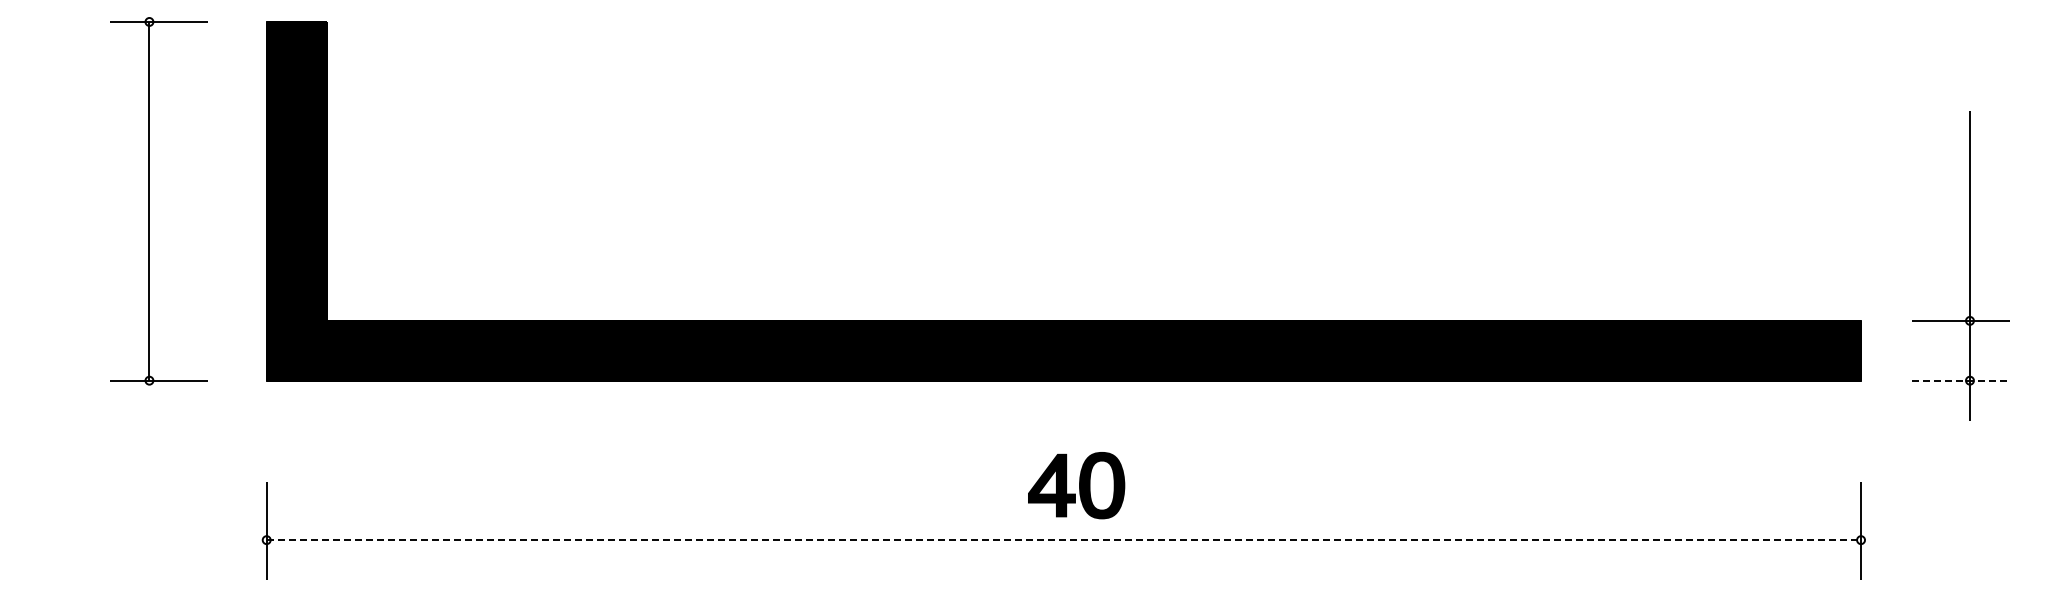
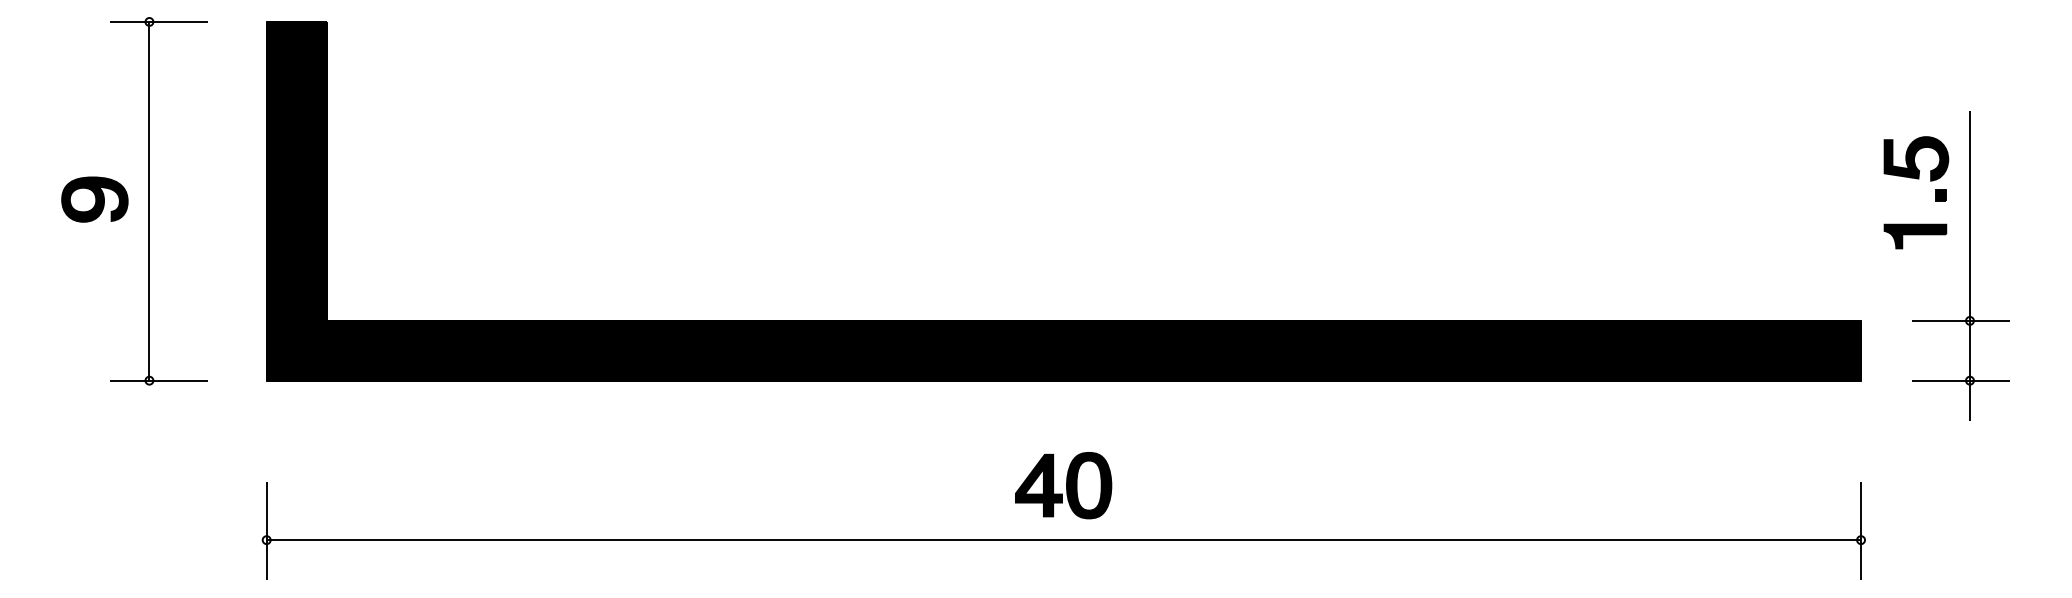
part: none -> present (1916, 179)
part: none -> present (94, 199)
line: dashed -> solid (1961, 380)
part position: (1076, 485) -> (1063, 485) (1063, 485)
line: dashed -> solid (1064, 540)
